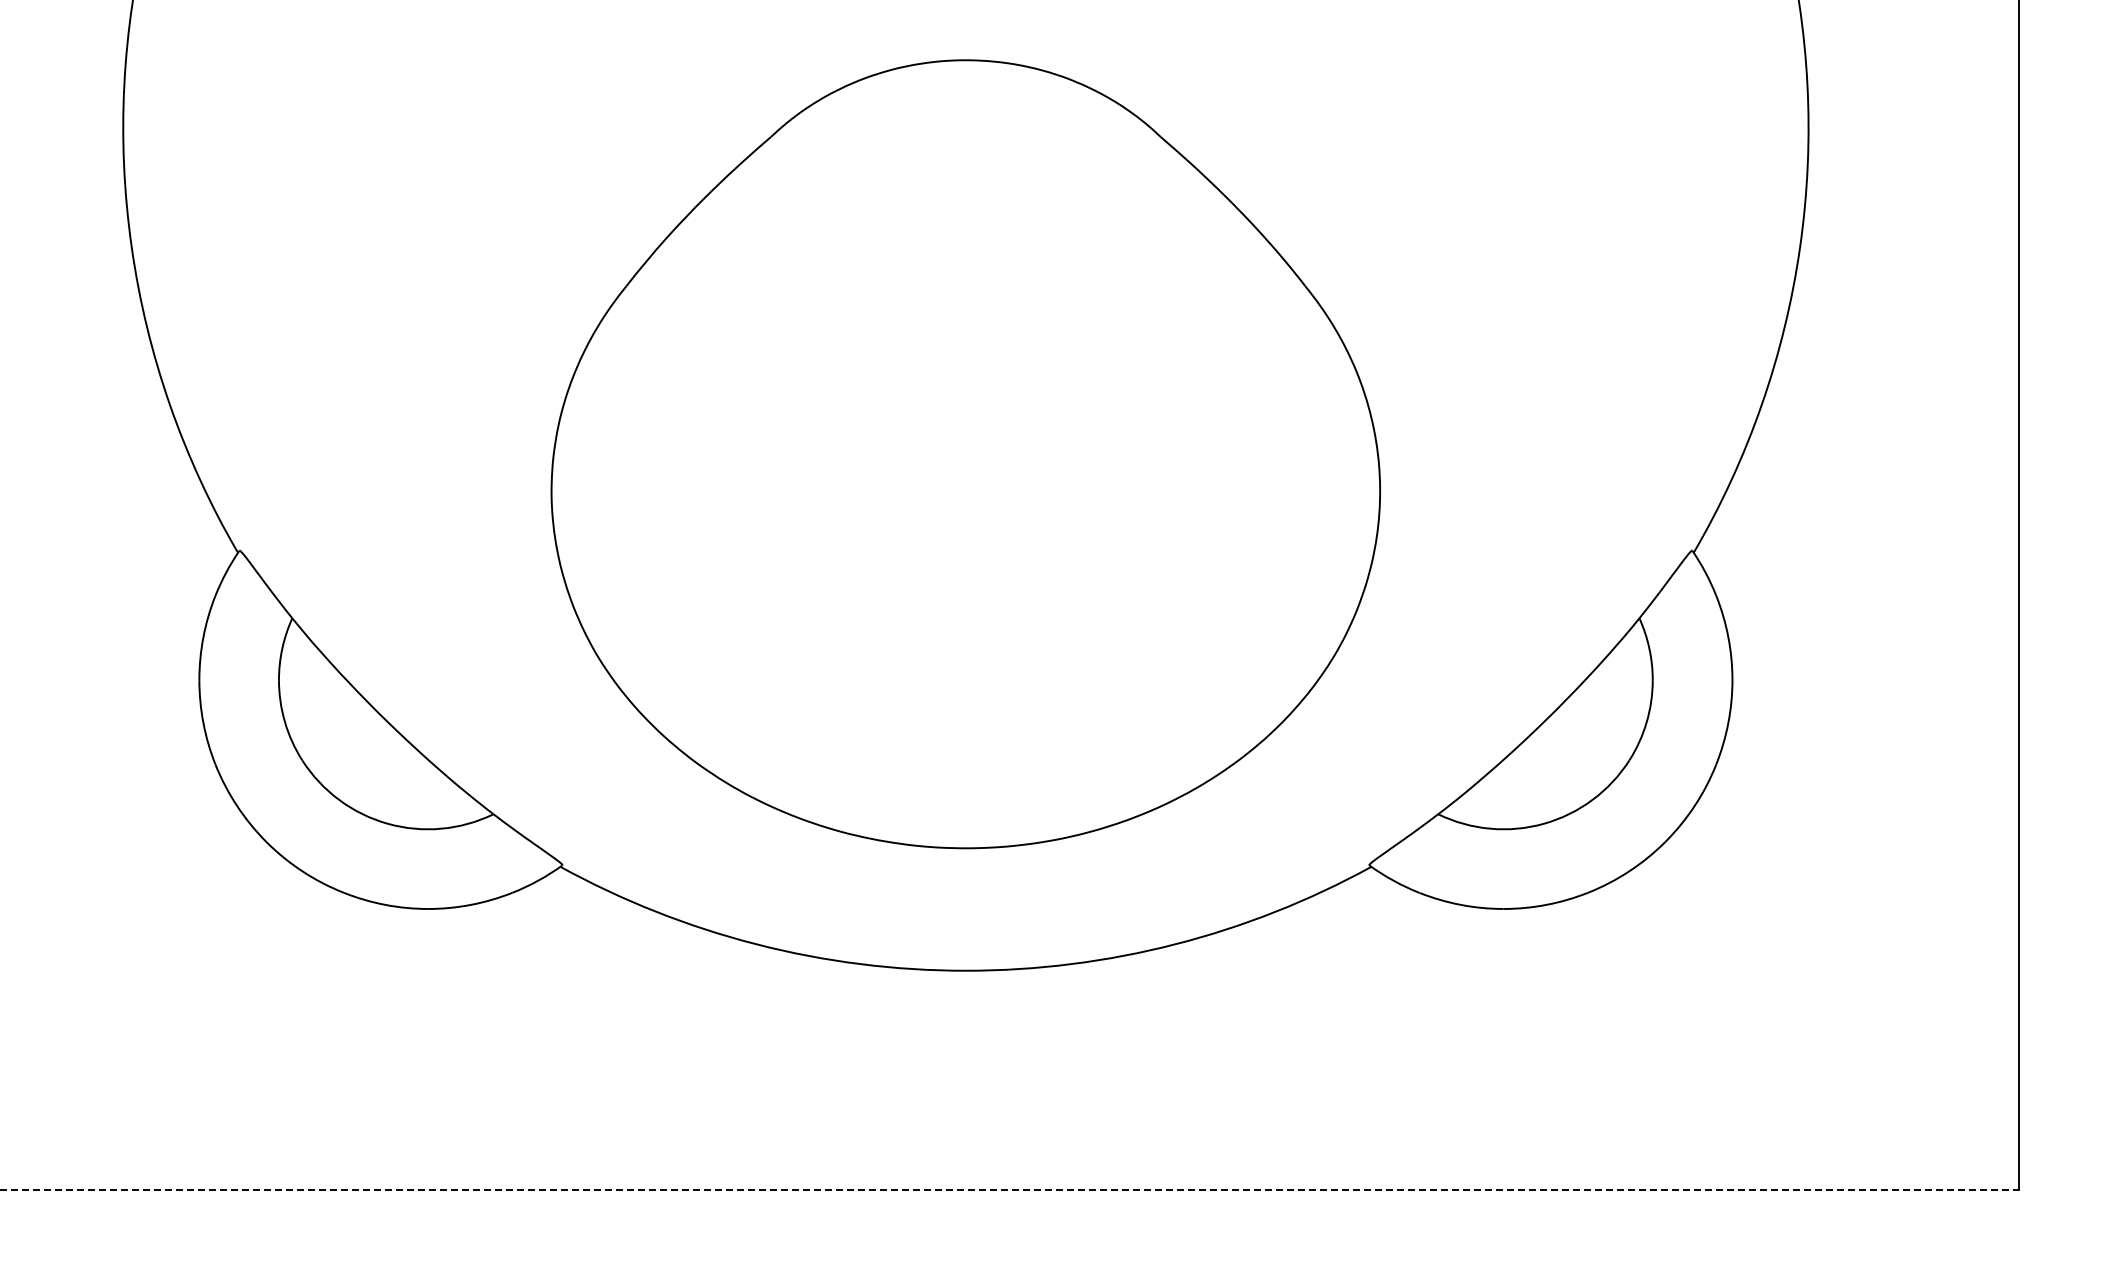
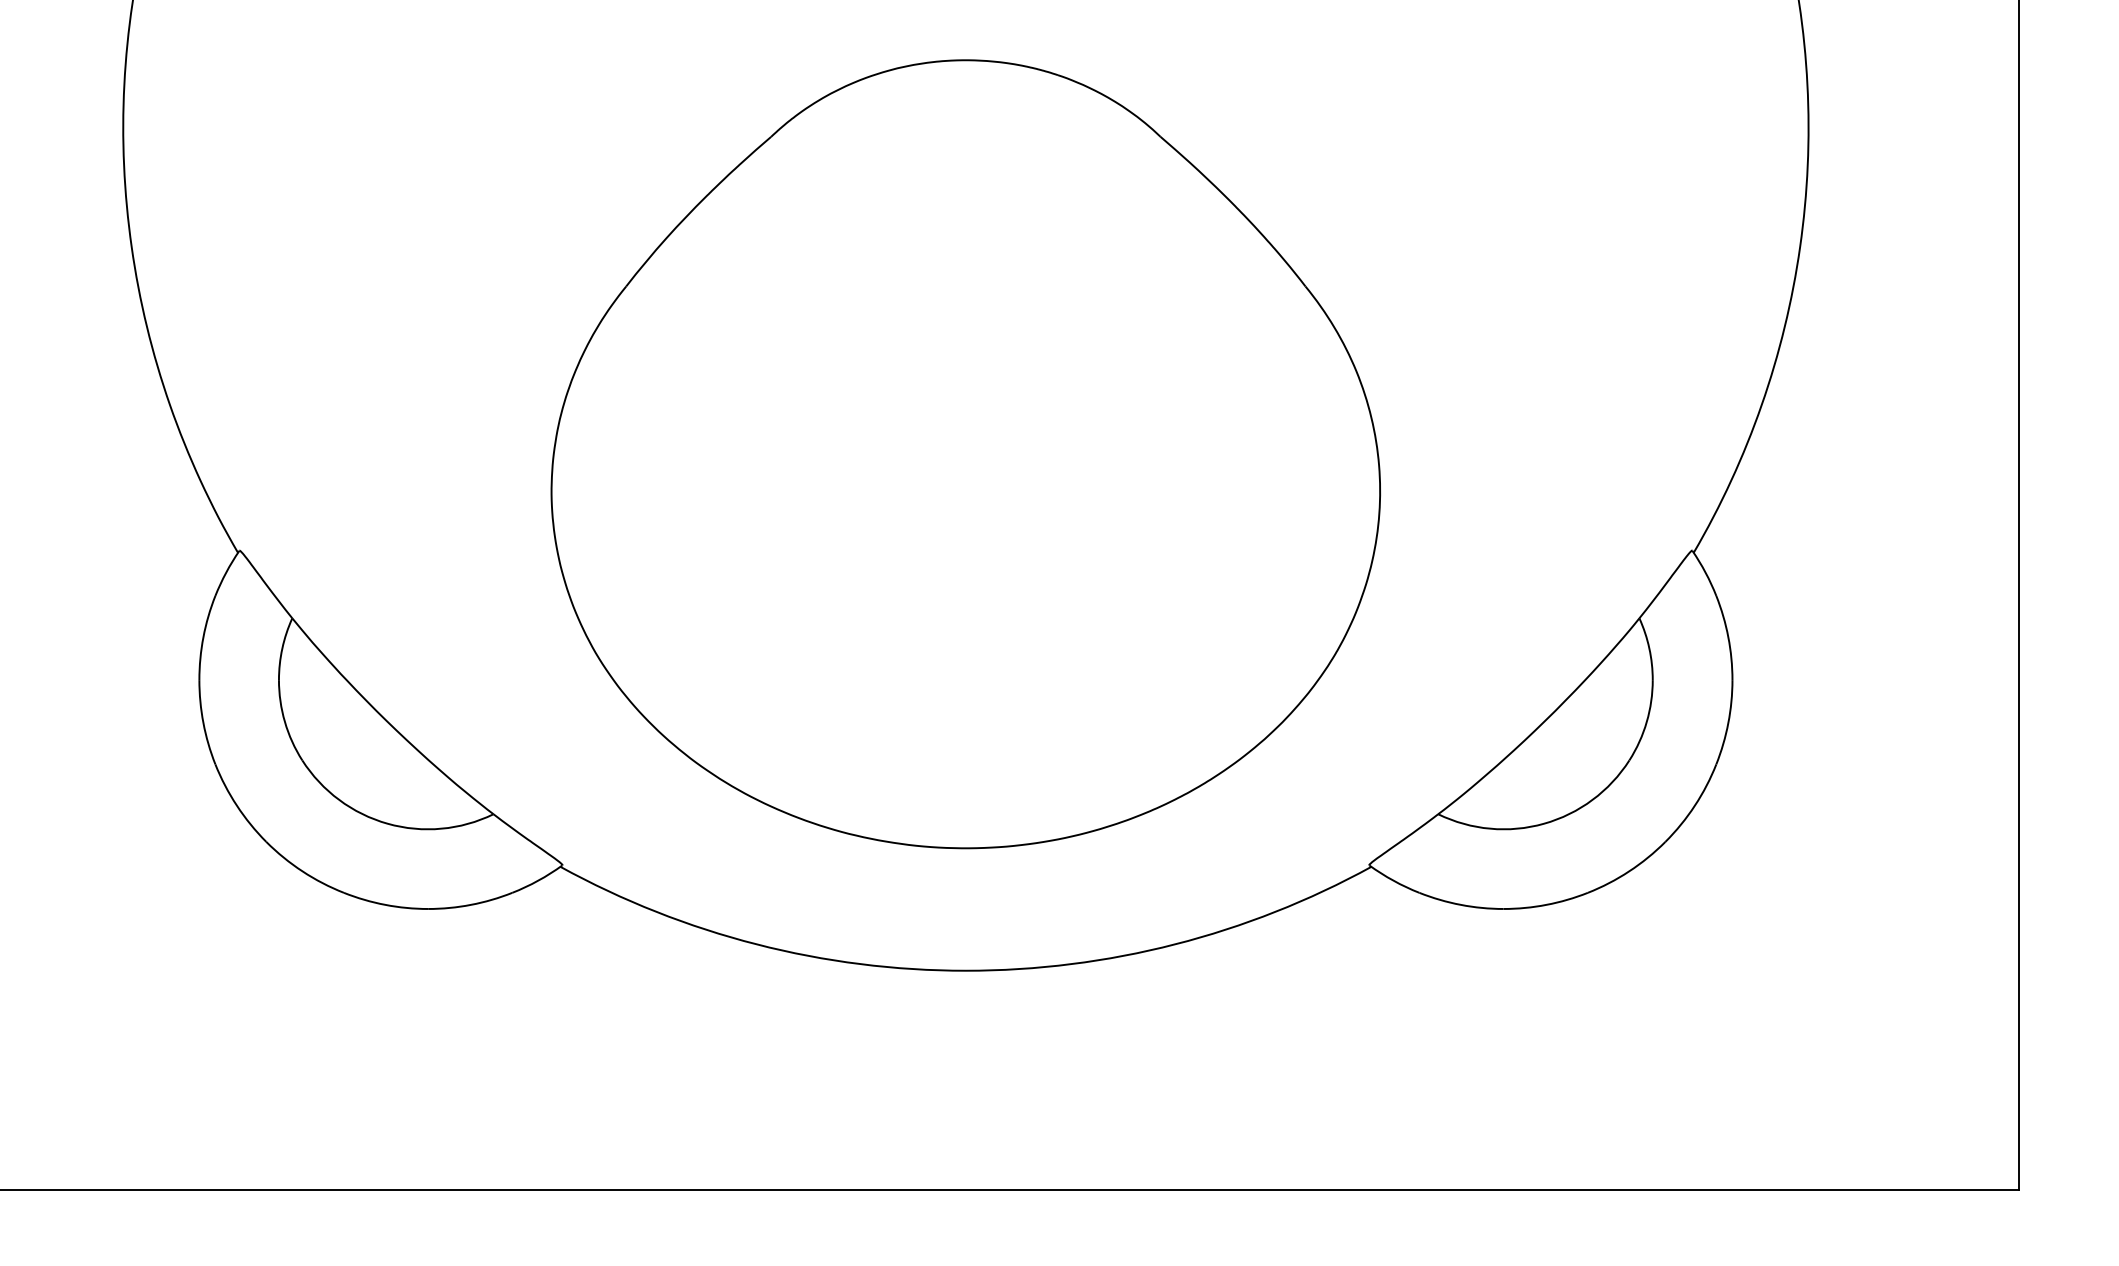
line: dashed -> solid (1009, 1190)
